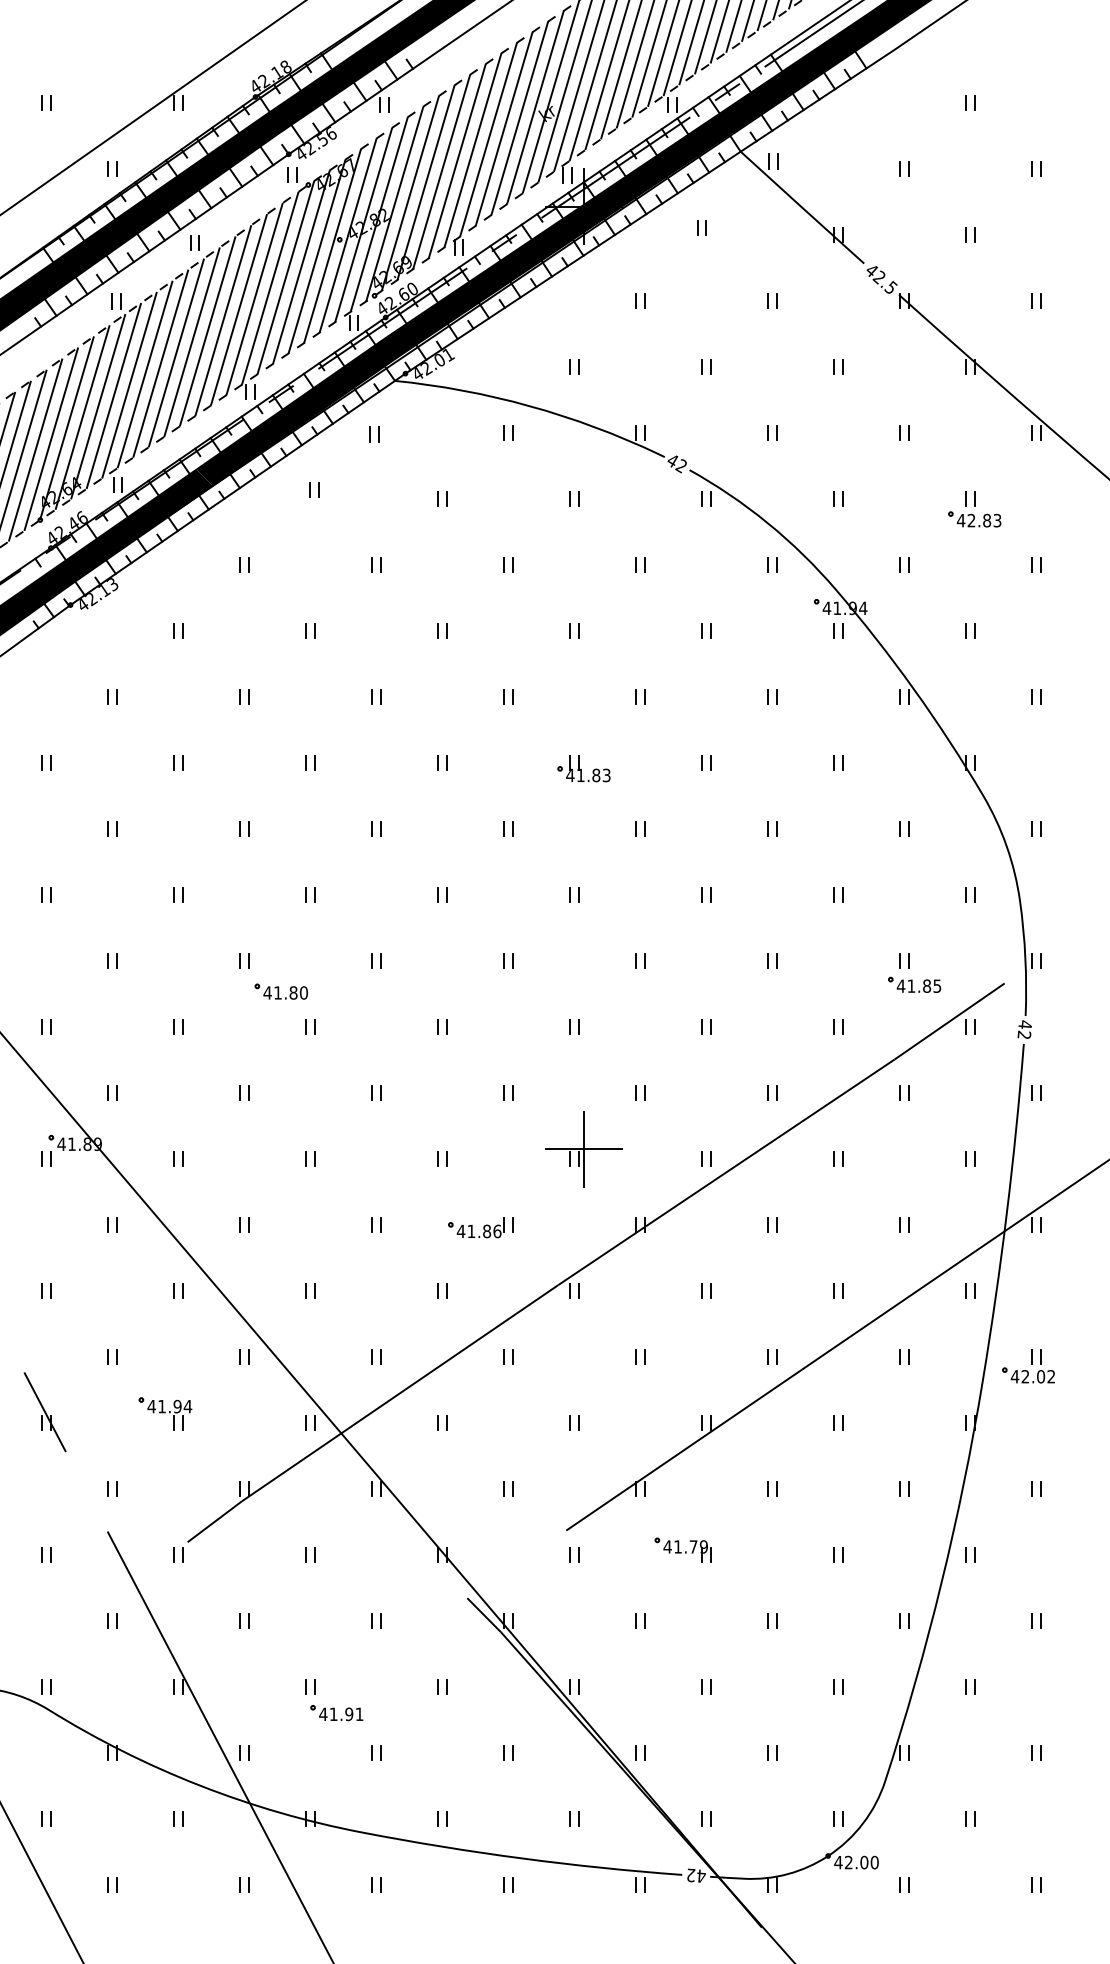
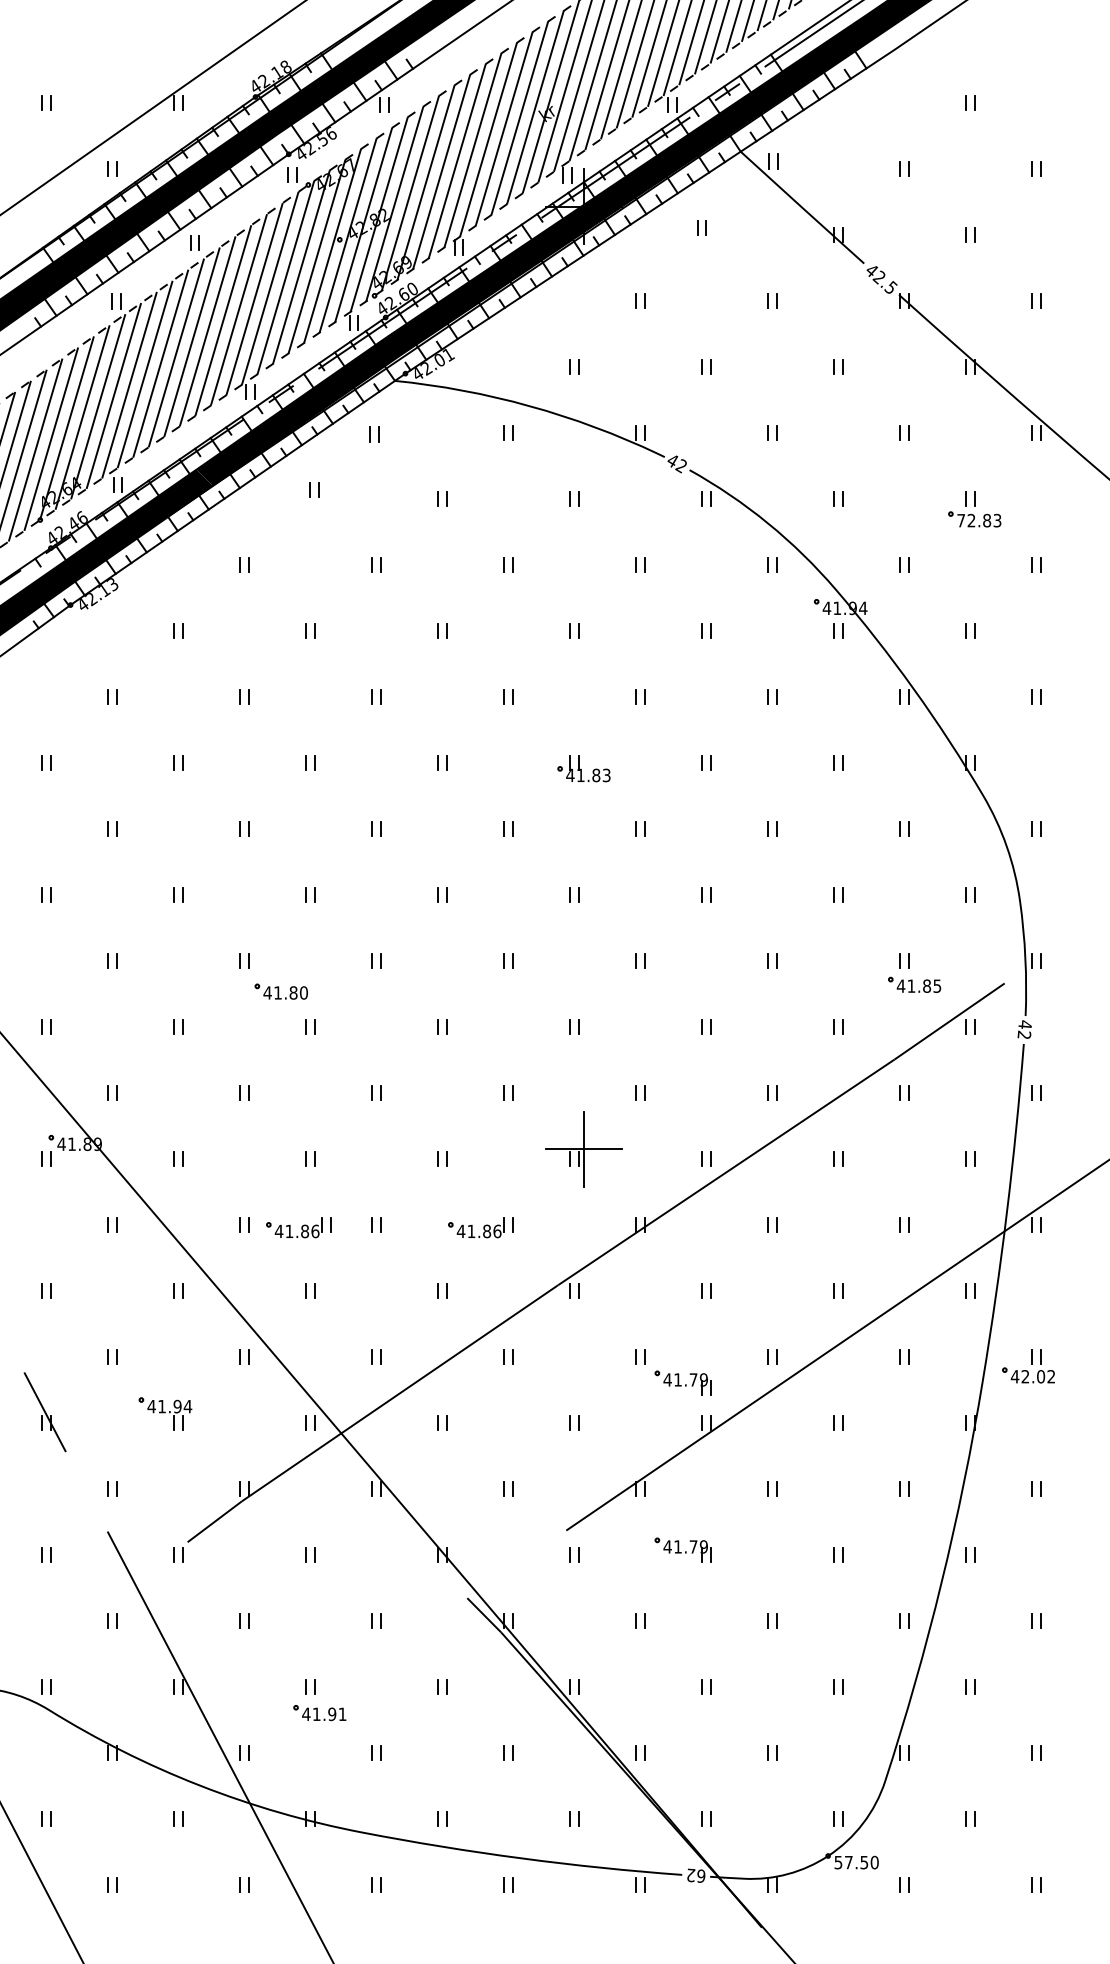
text: 42.83 -> 72.83 (960, 520)
part: none -> present (298, 1227)
part: none -> present (682, 1382)
part position: (336, 1713) -> (319, 1713) (319, 1713)
text: 42.00 -> 57.50 (851, 1862)
text: 42 -> 62 (701, 1875)
